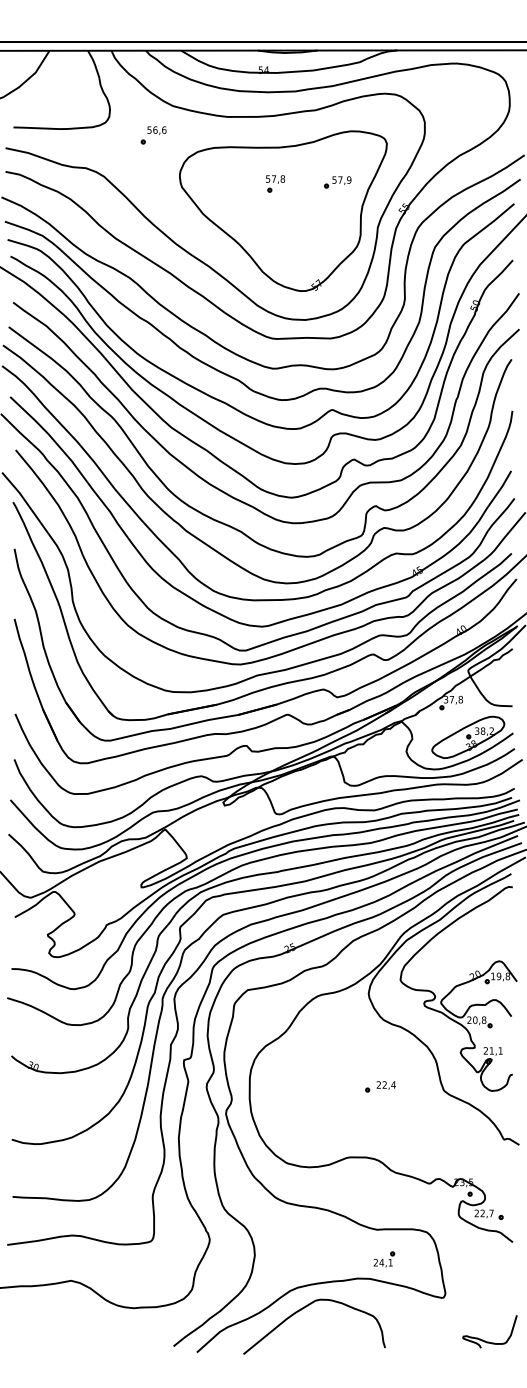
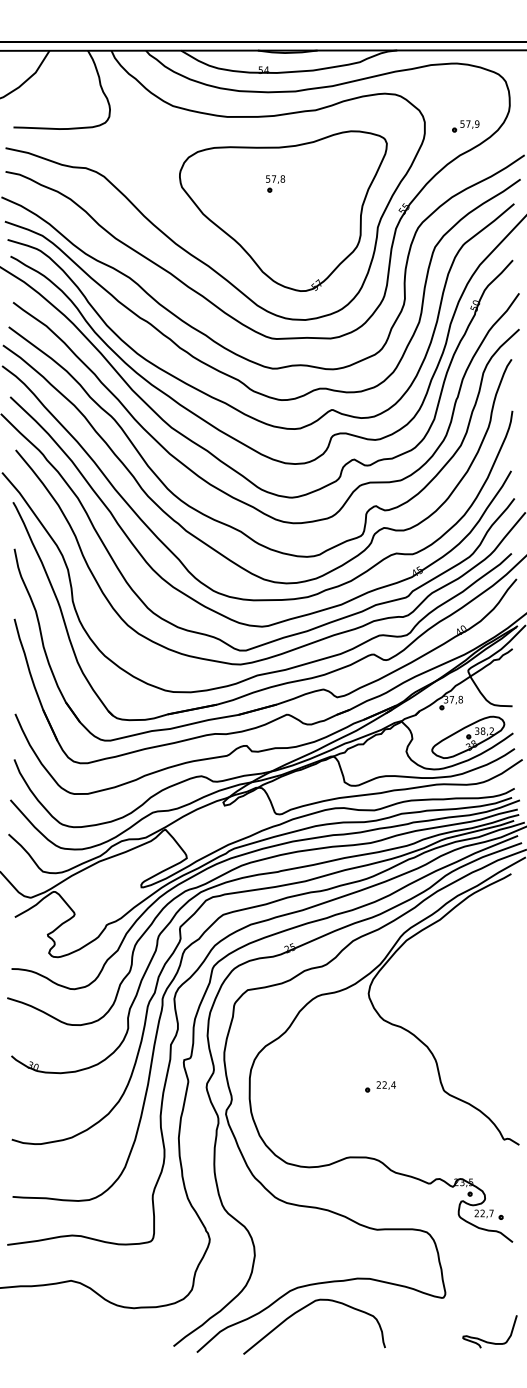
part: present -> none (153, 135)
part position: (337, 182) -> (465, 126) (465, 126)
part: present -> none (458, 988)
part: present -> none (384, 1259)
